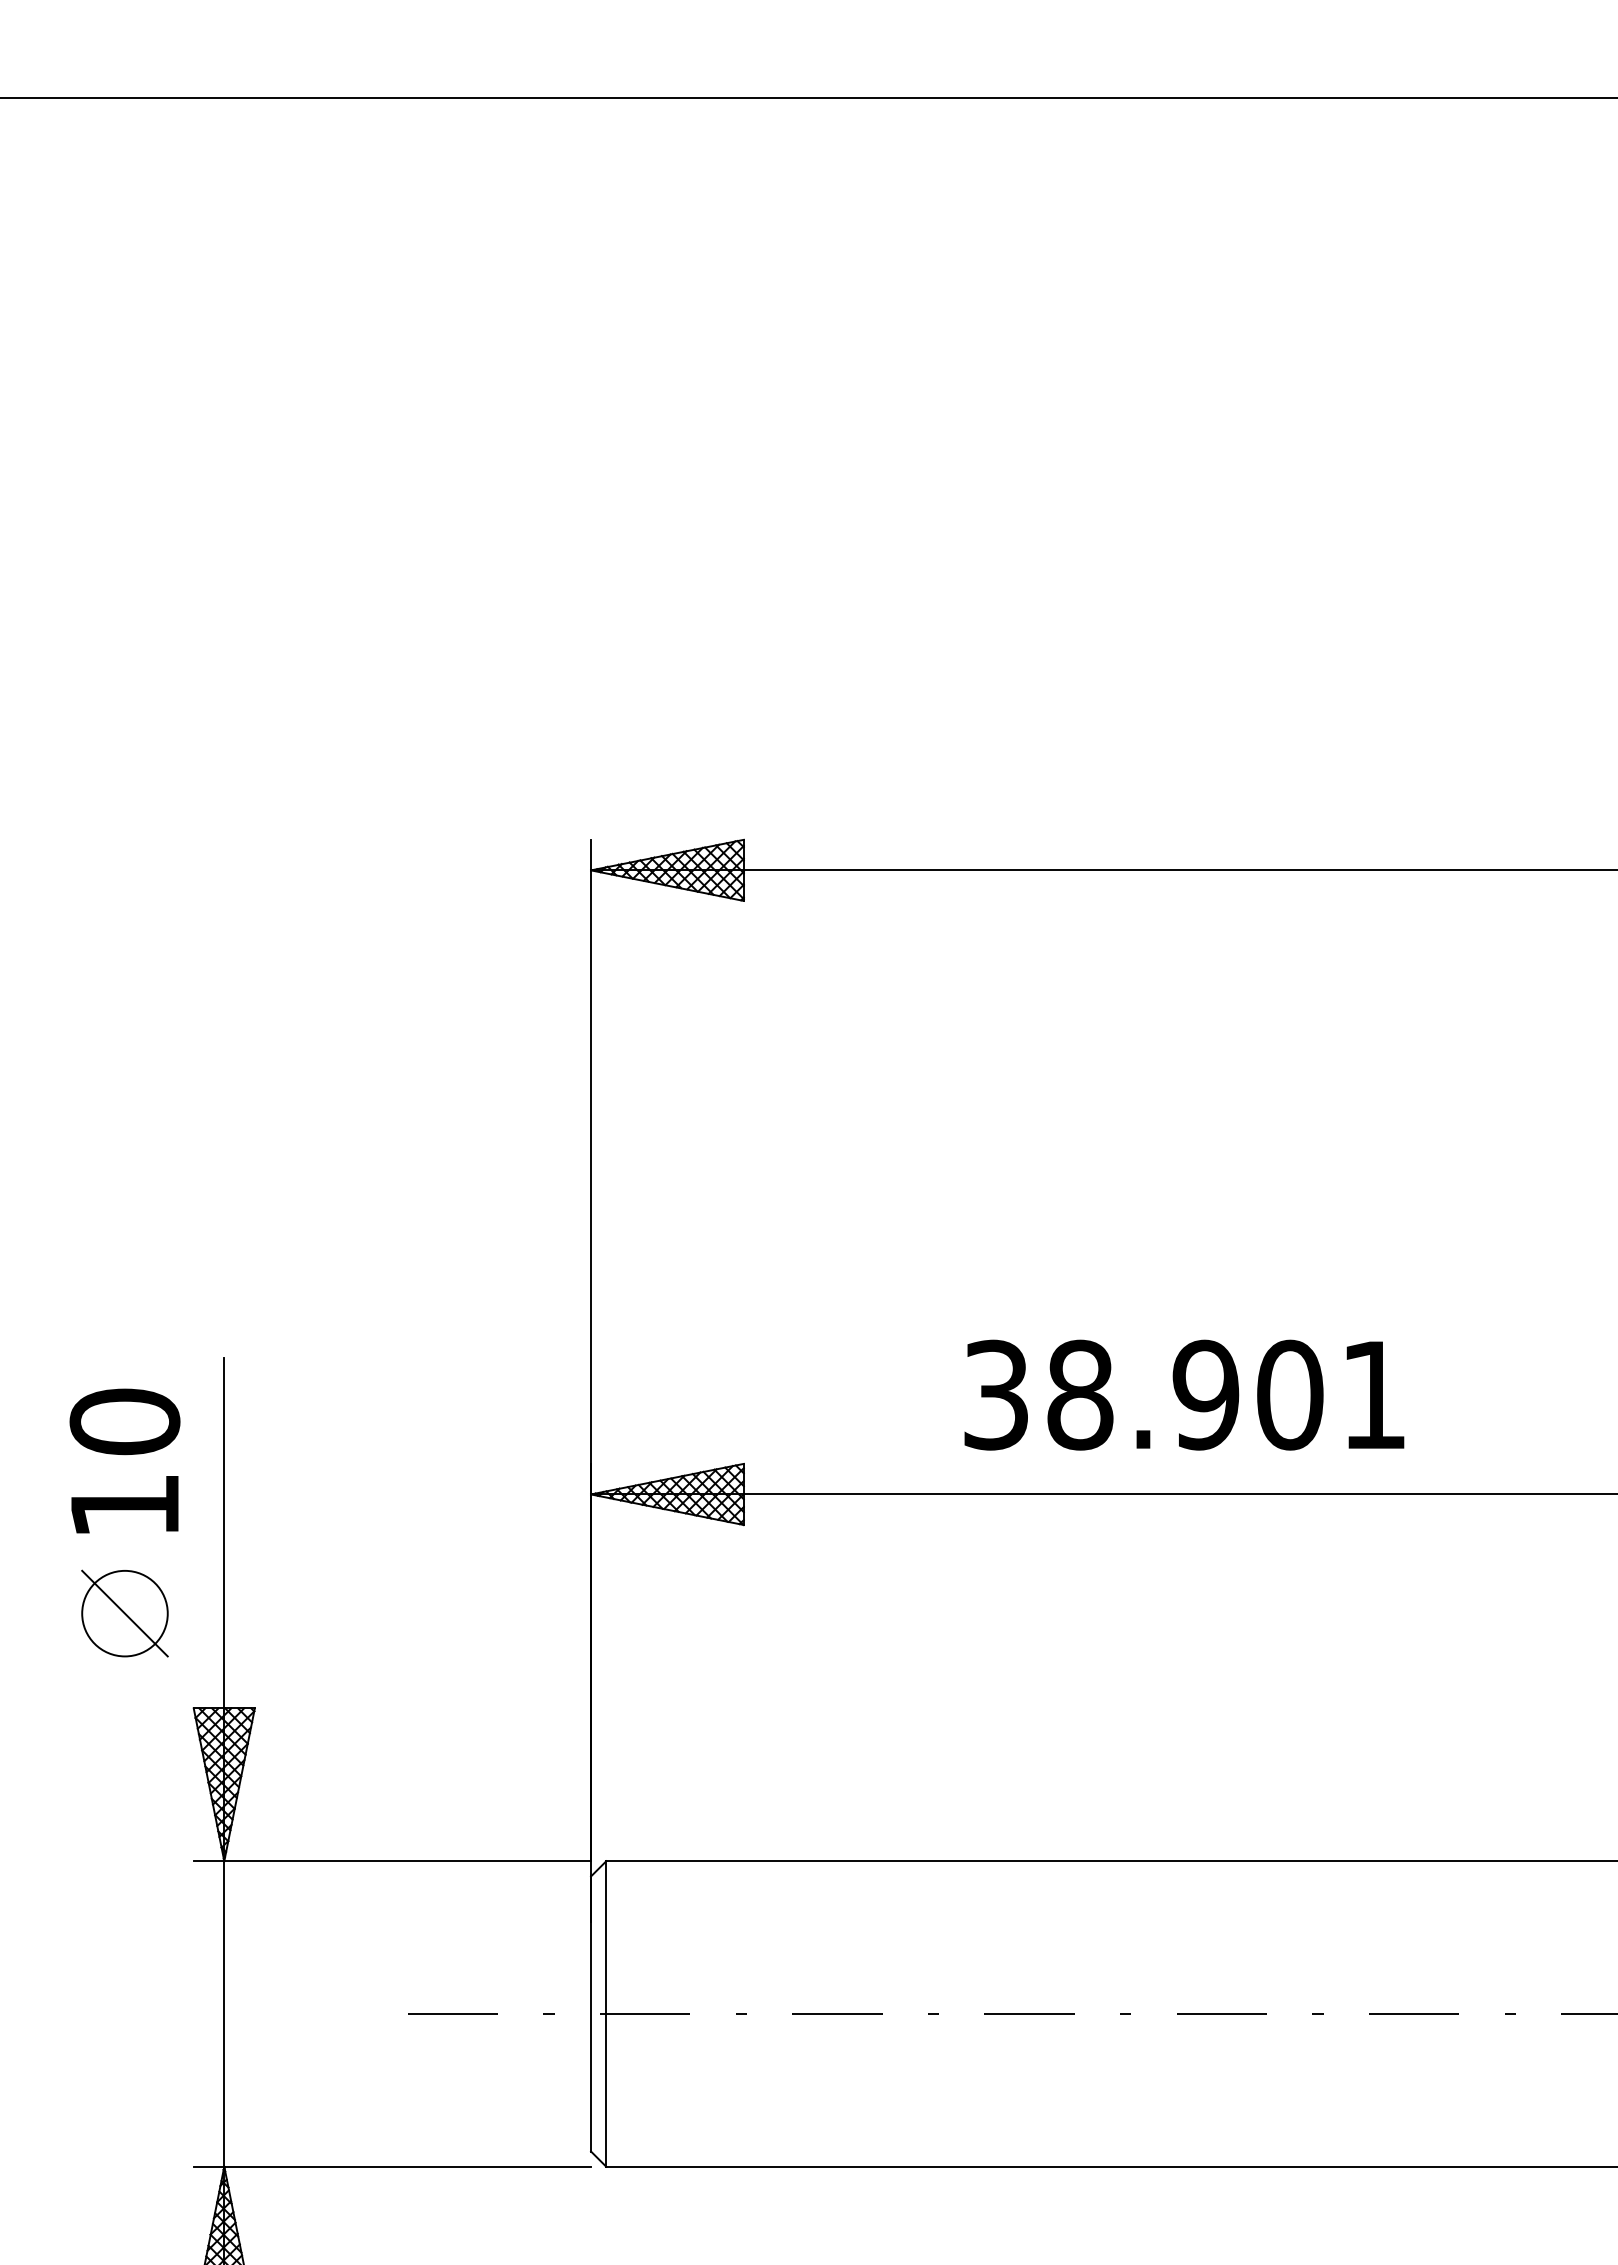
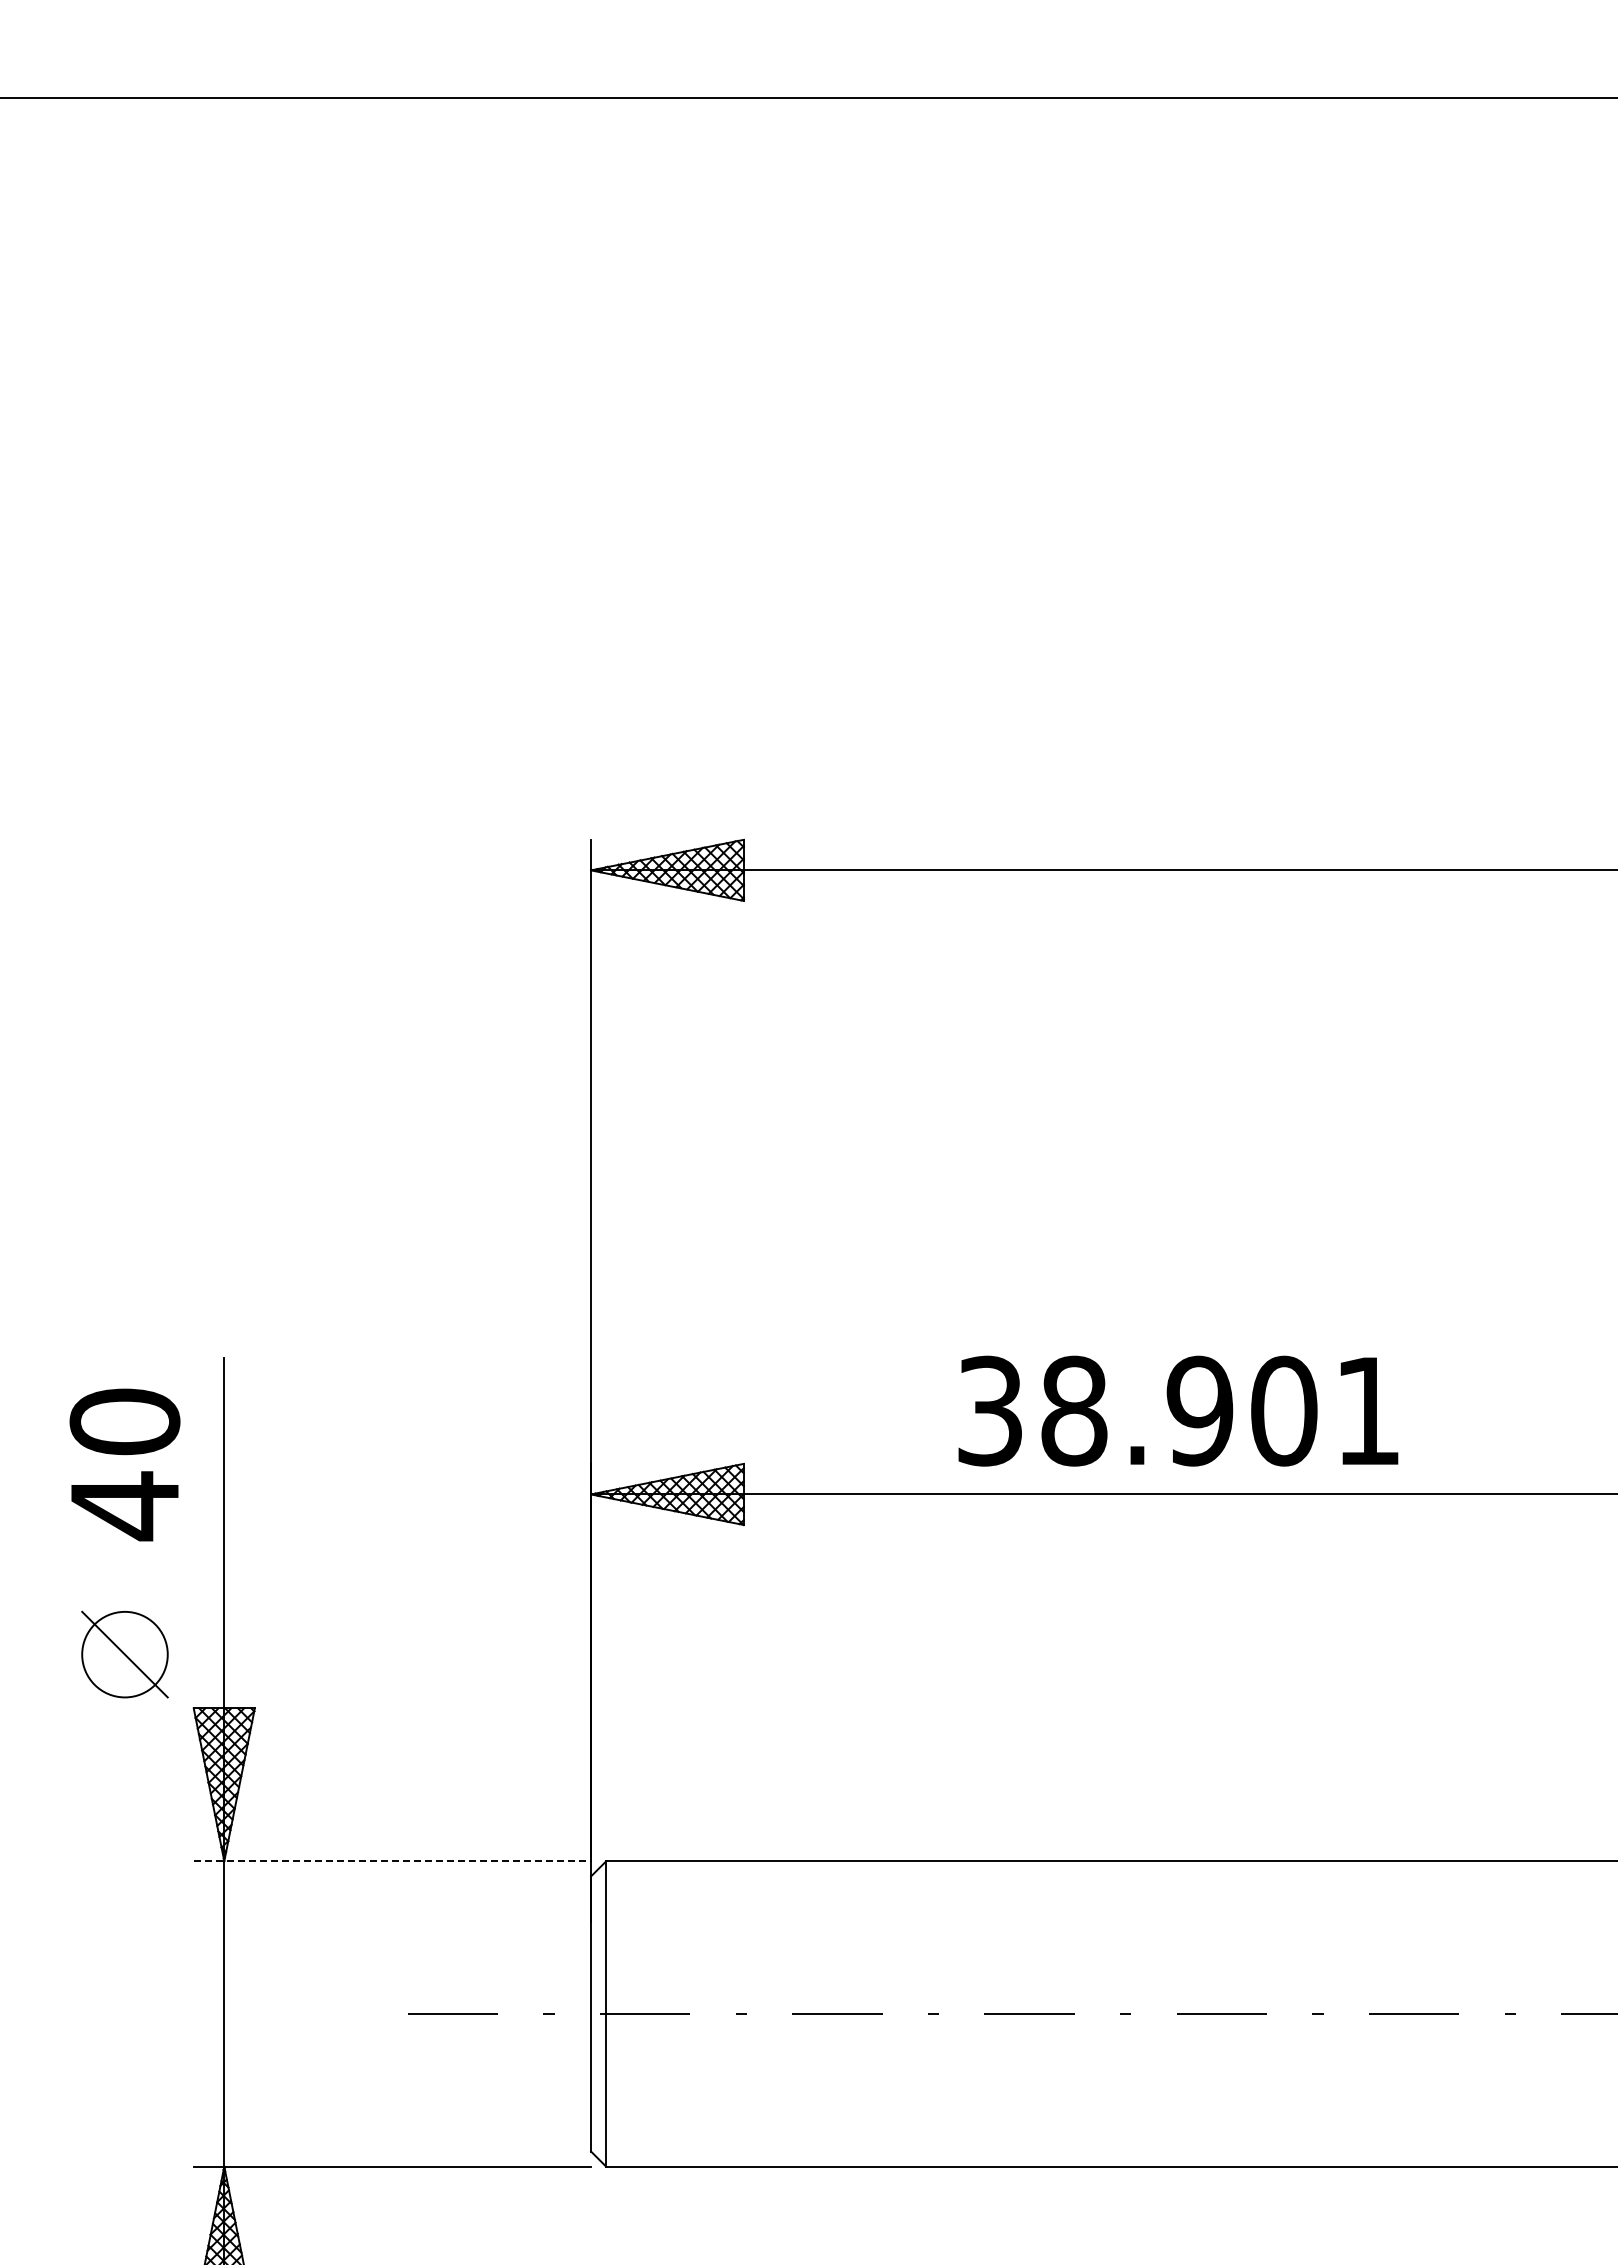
text position: (1184, 1394) -> (1178, 1410) (1178, 1410)
text: 10 -> 40 (124, 1506)
part position: (124, 1613) -> (124, 1654) (124, 1654)
line: solid -> dashed (392, 1861)
